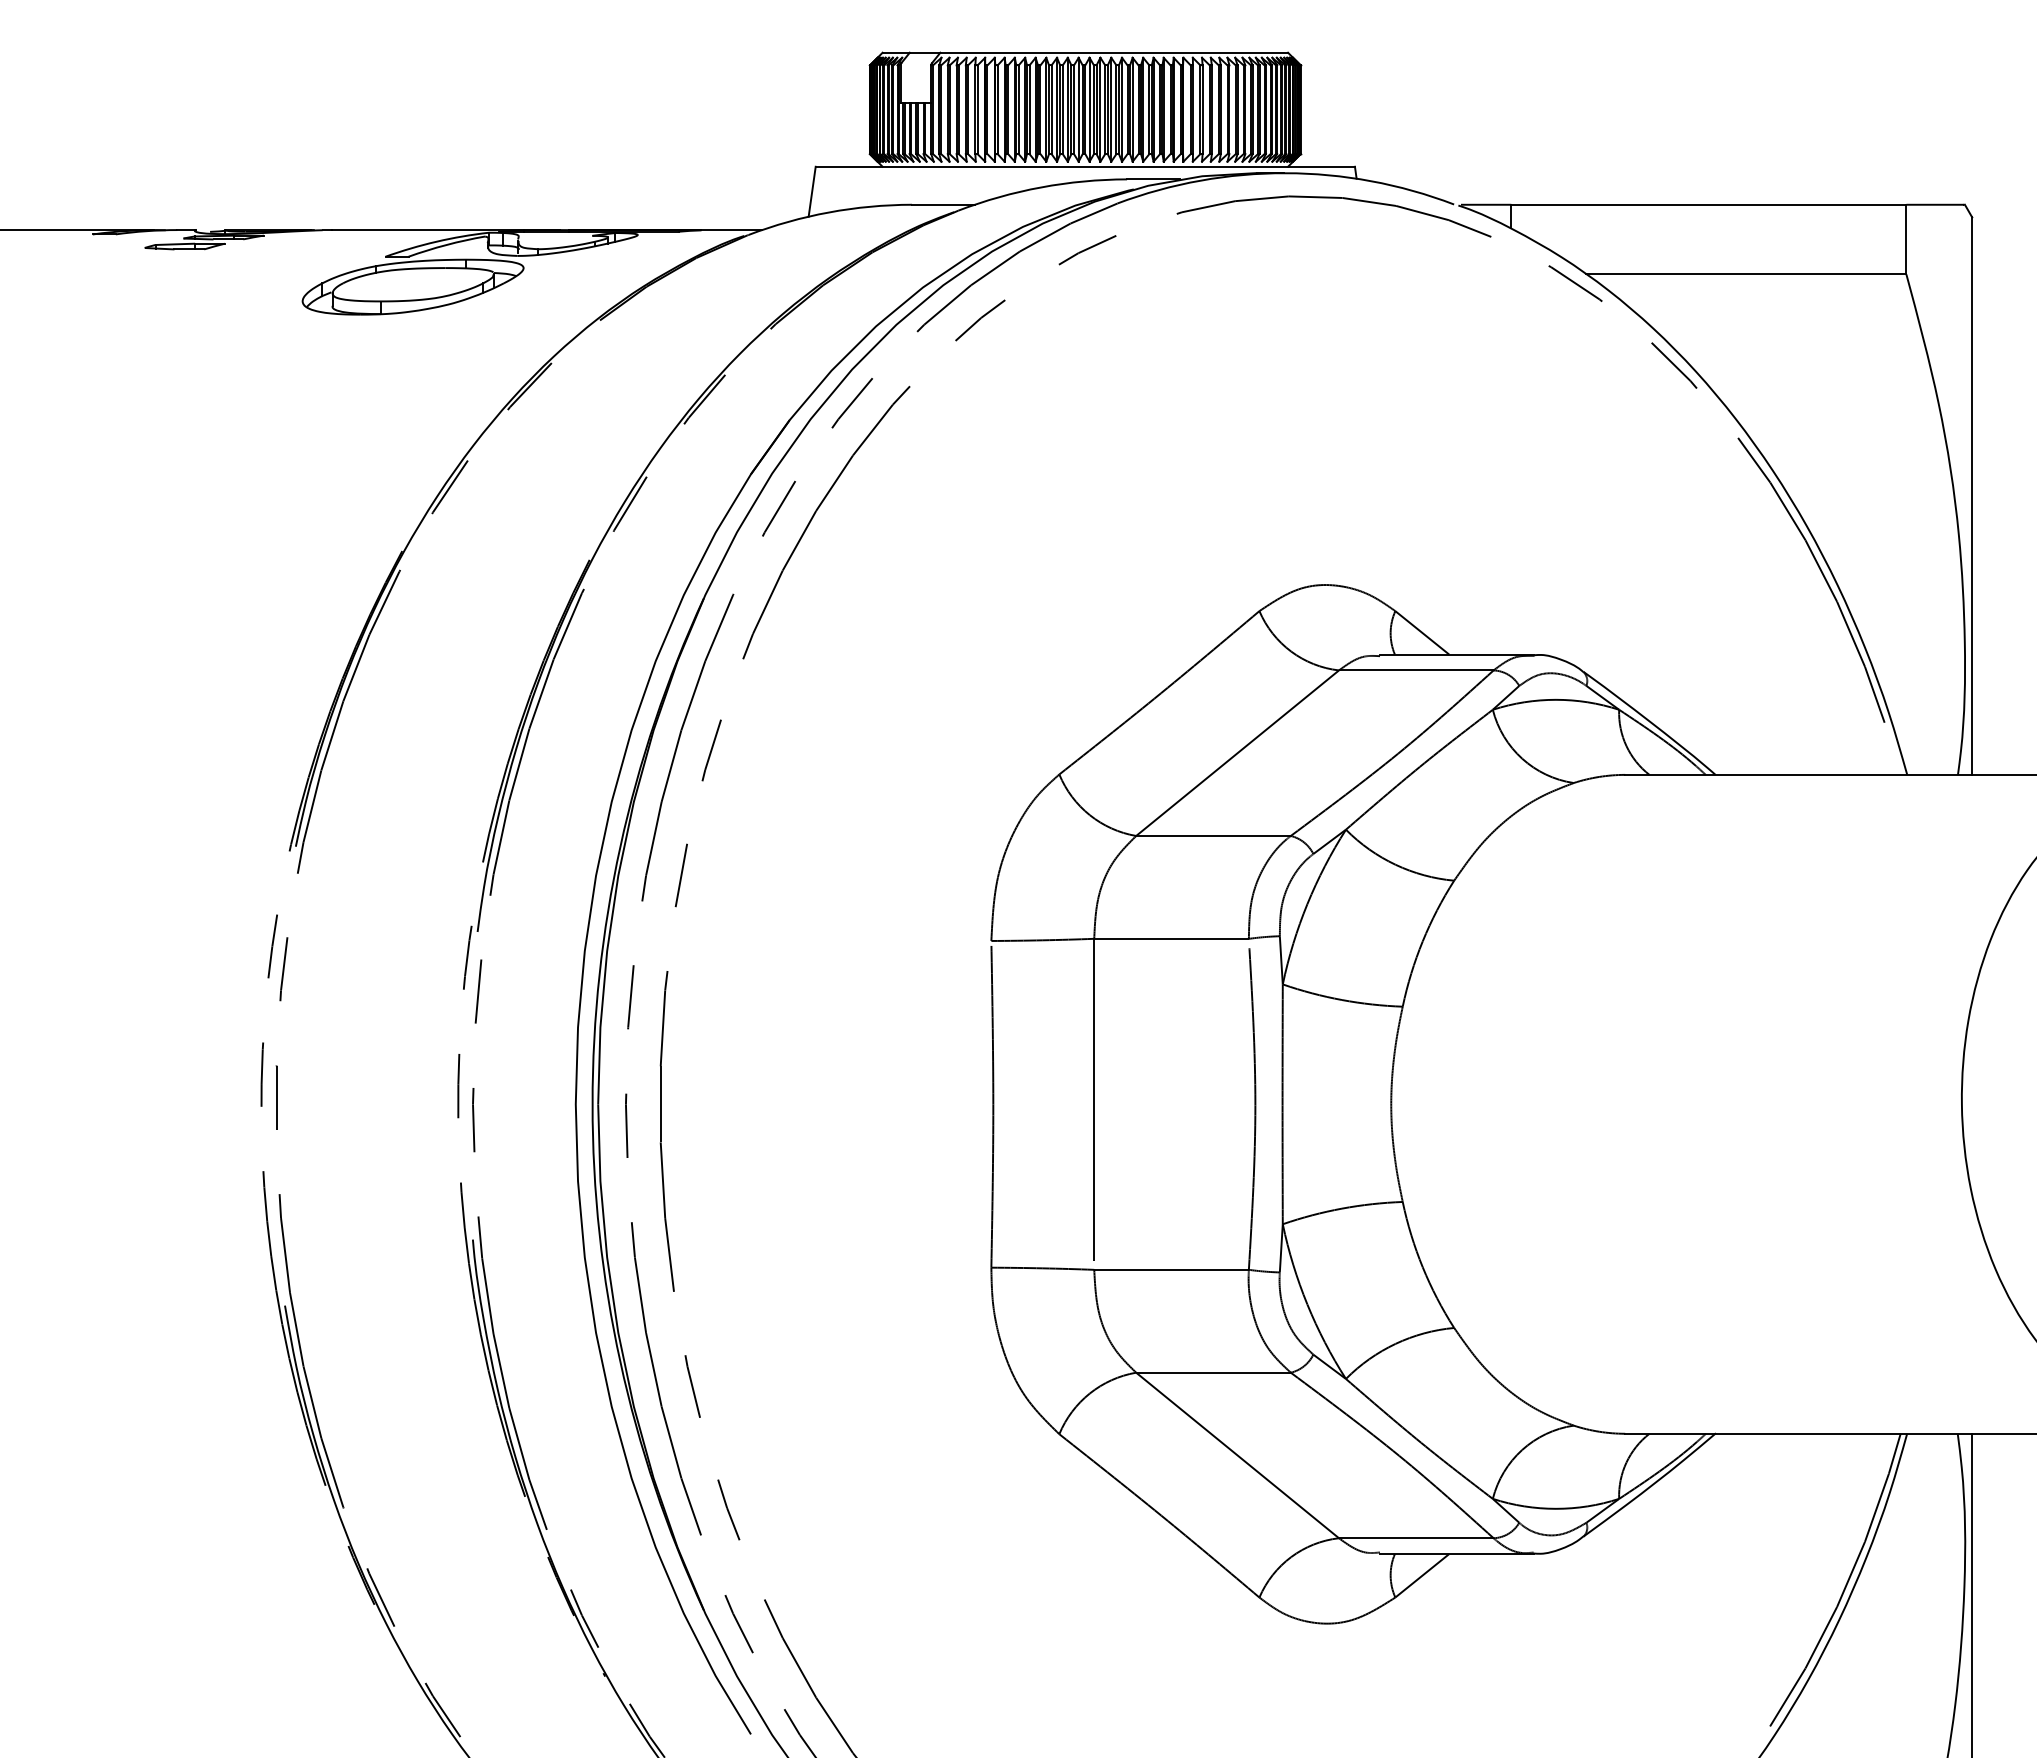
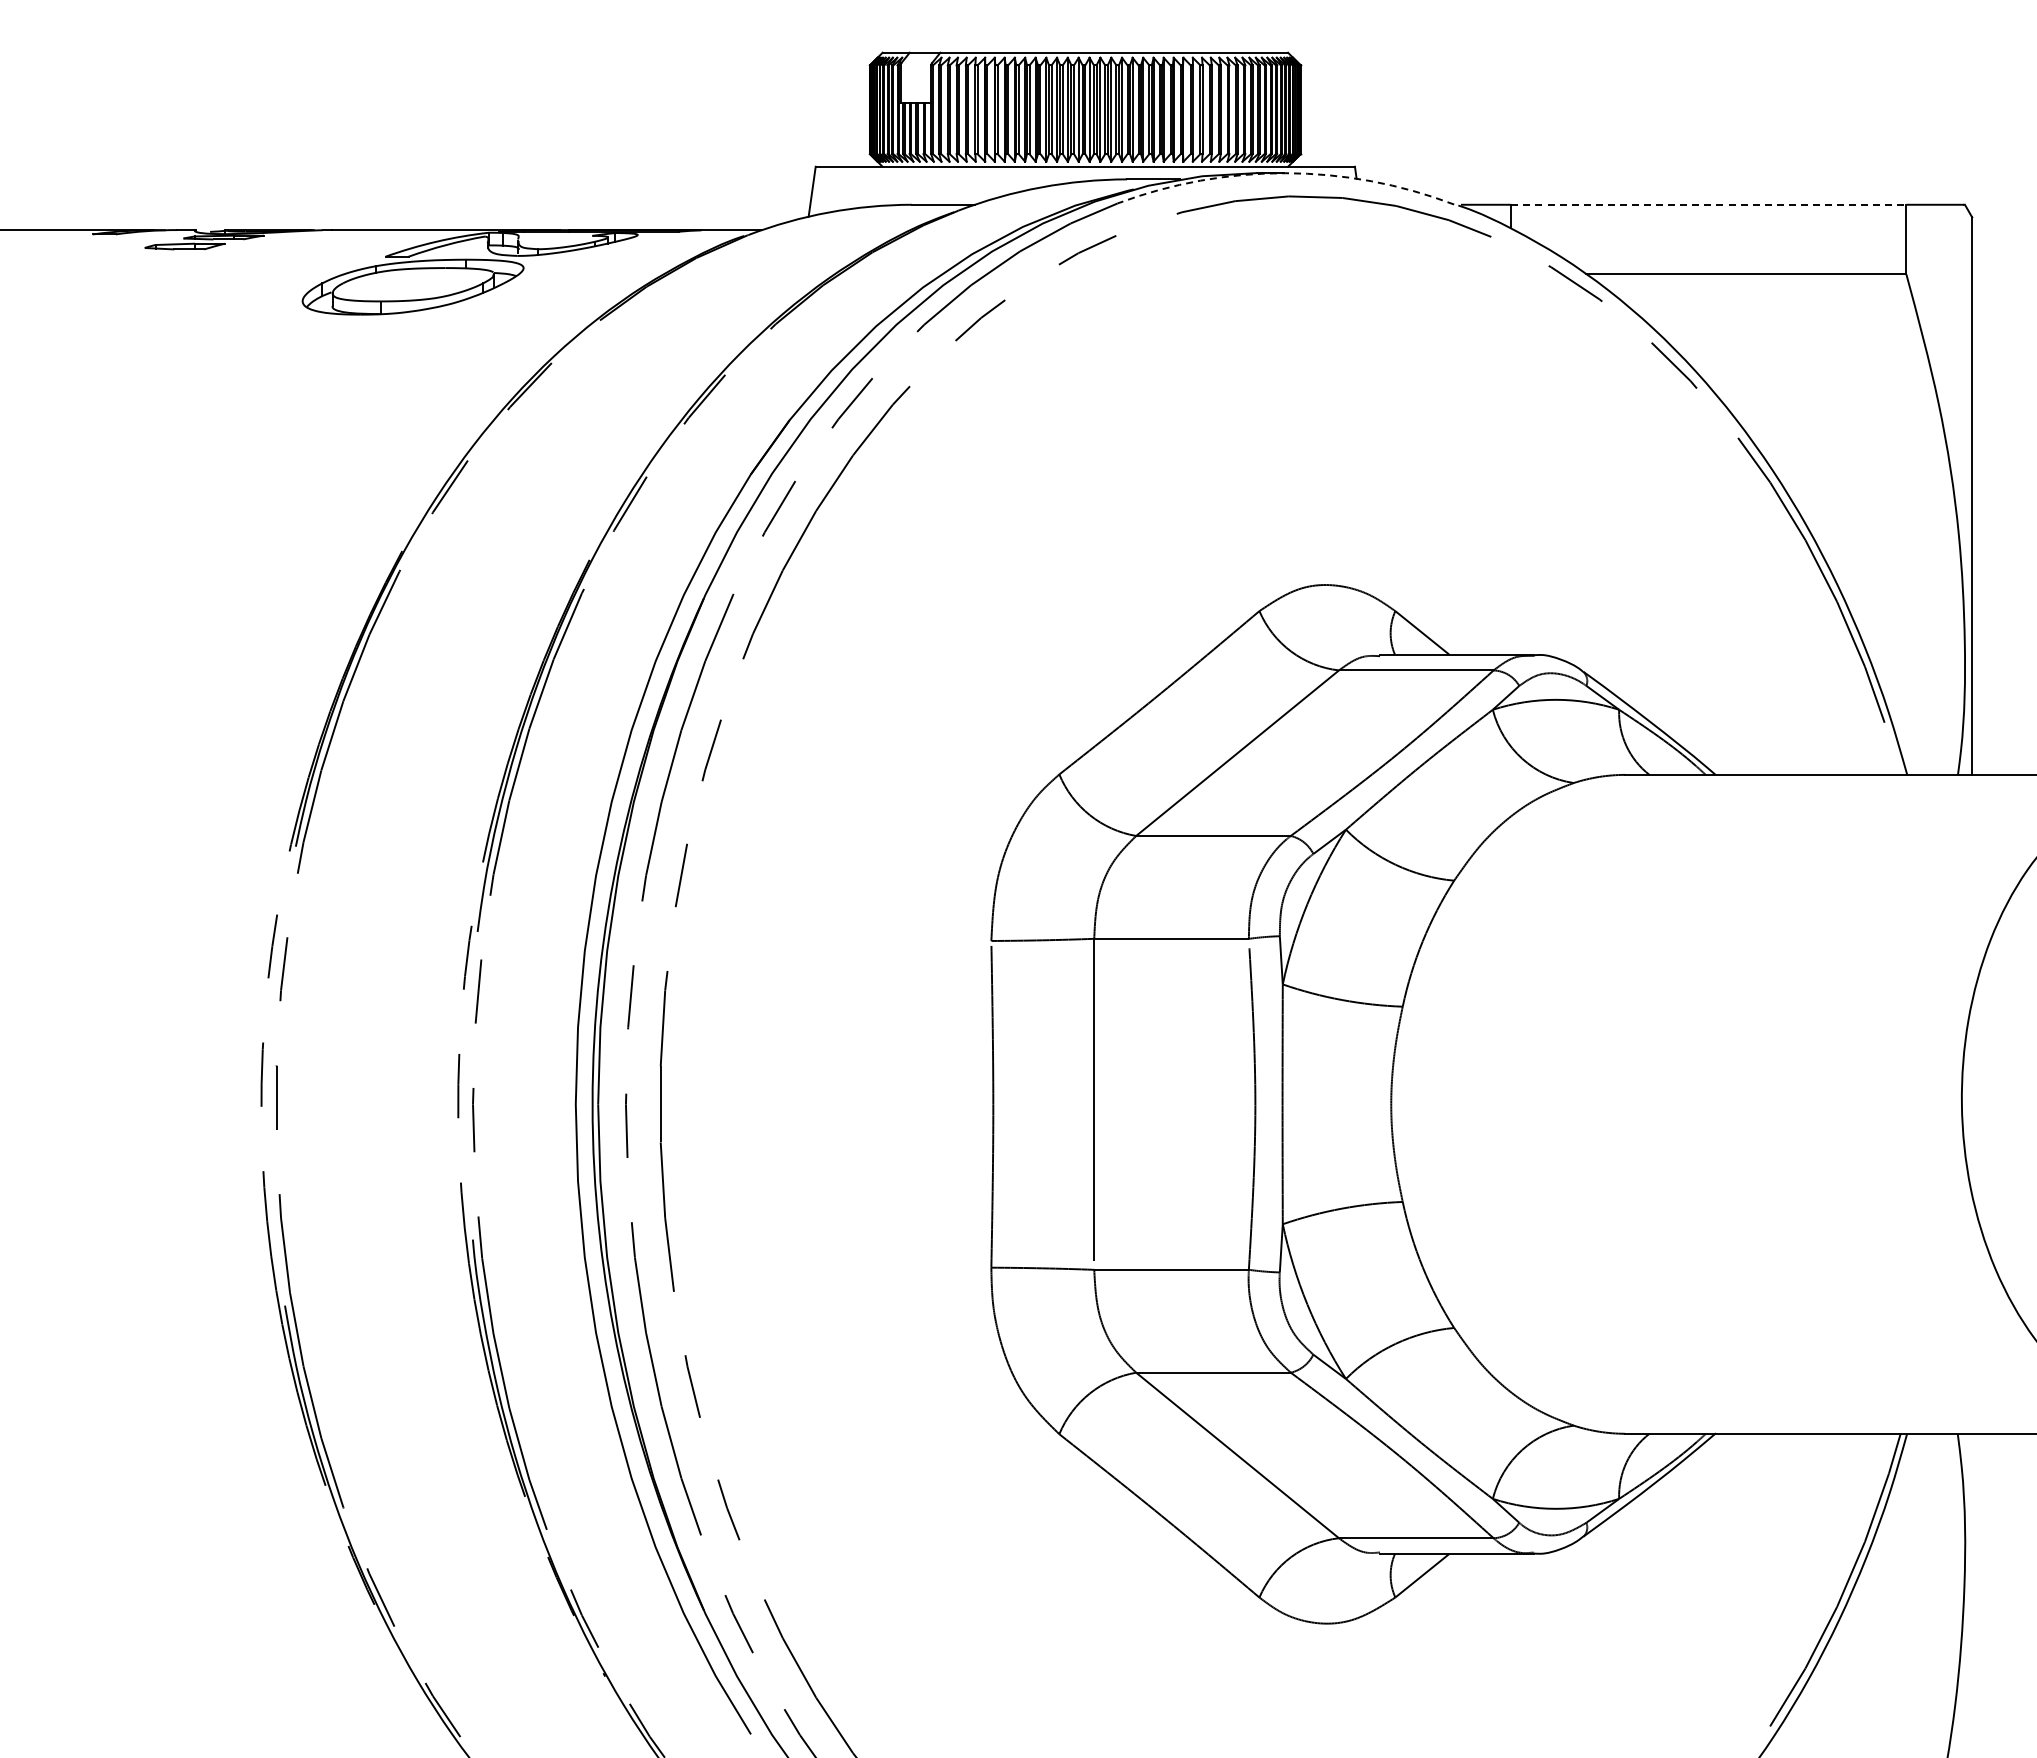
arc: solid -> dashed (1285, 173)
line: solid -> dashed (1708, 204)
line: present -> none (1972, 1593)
